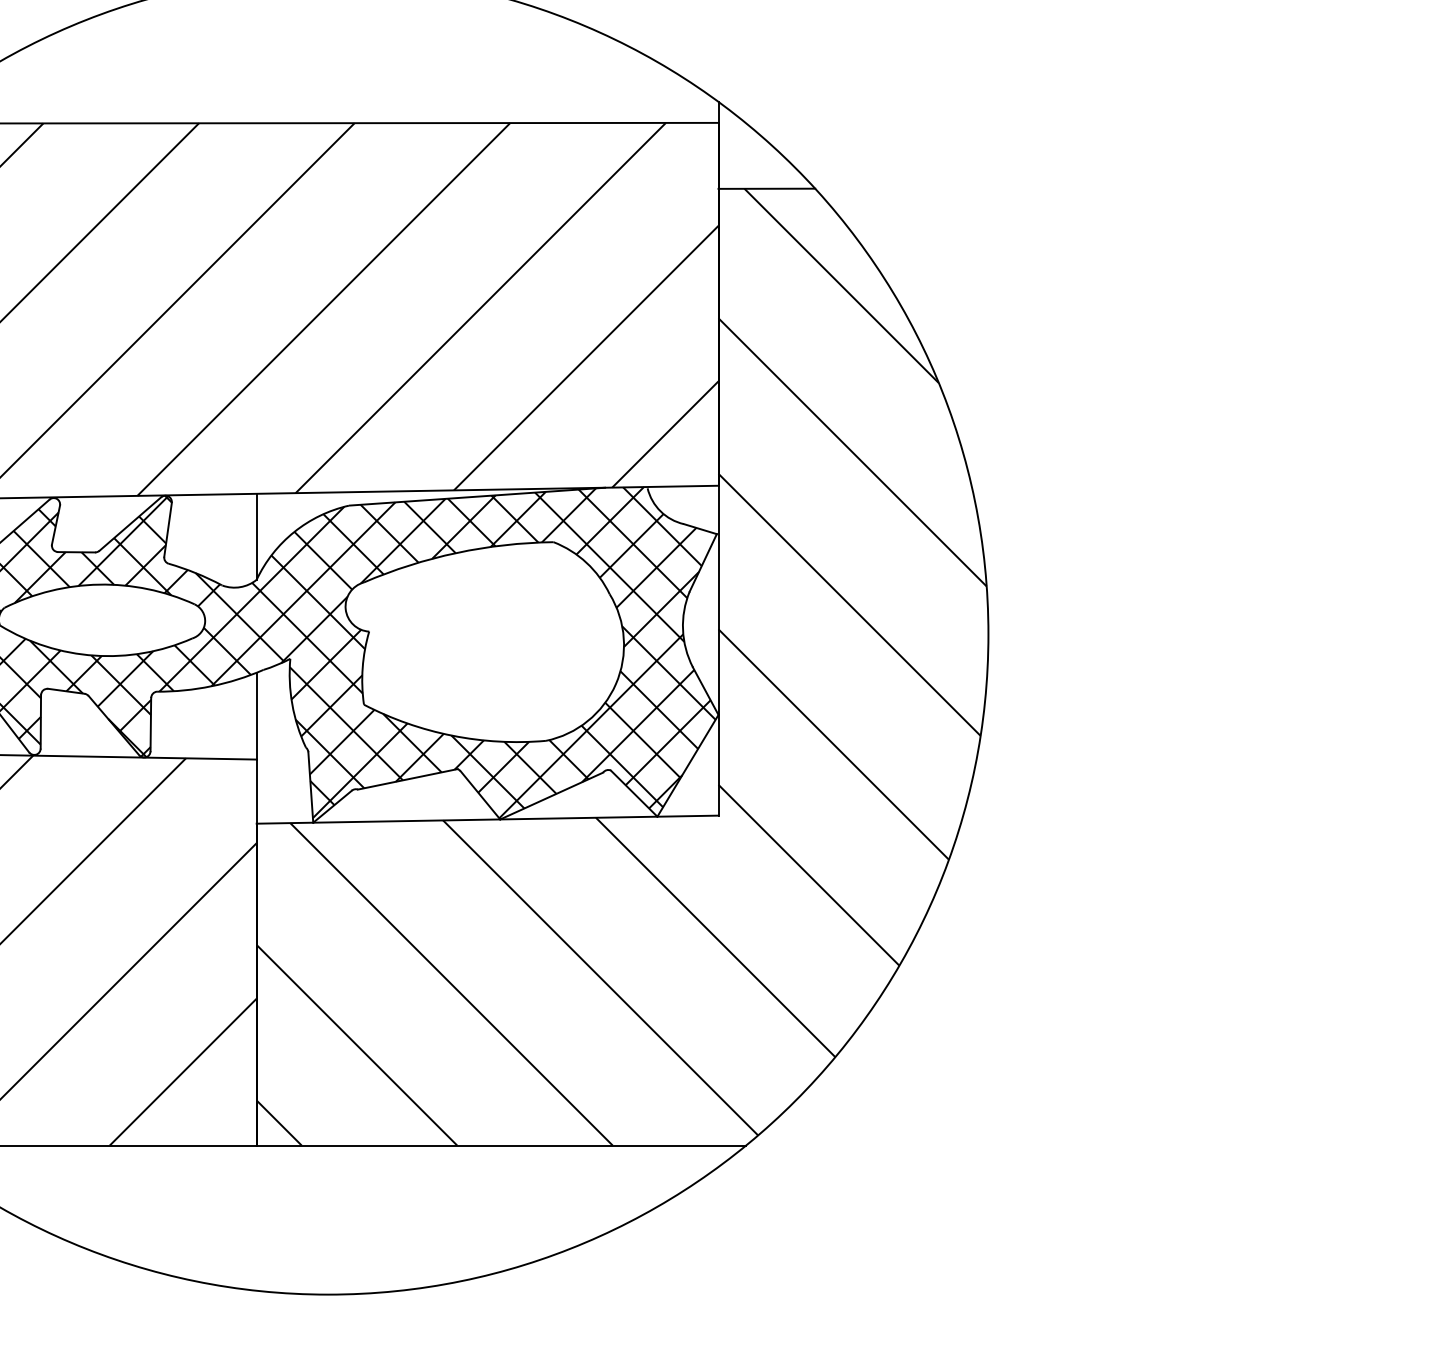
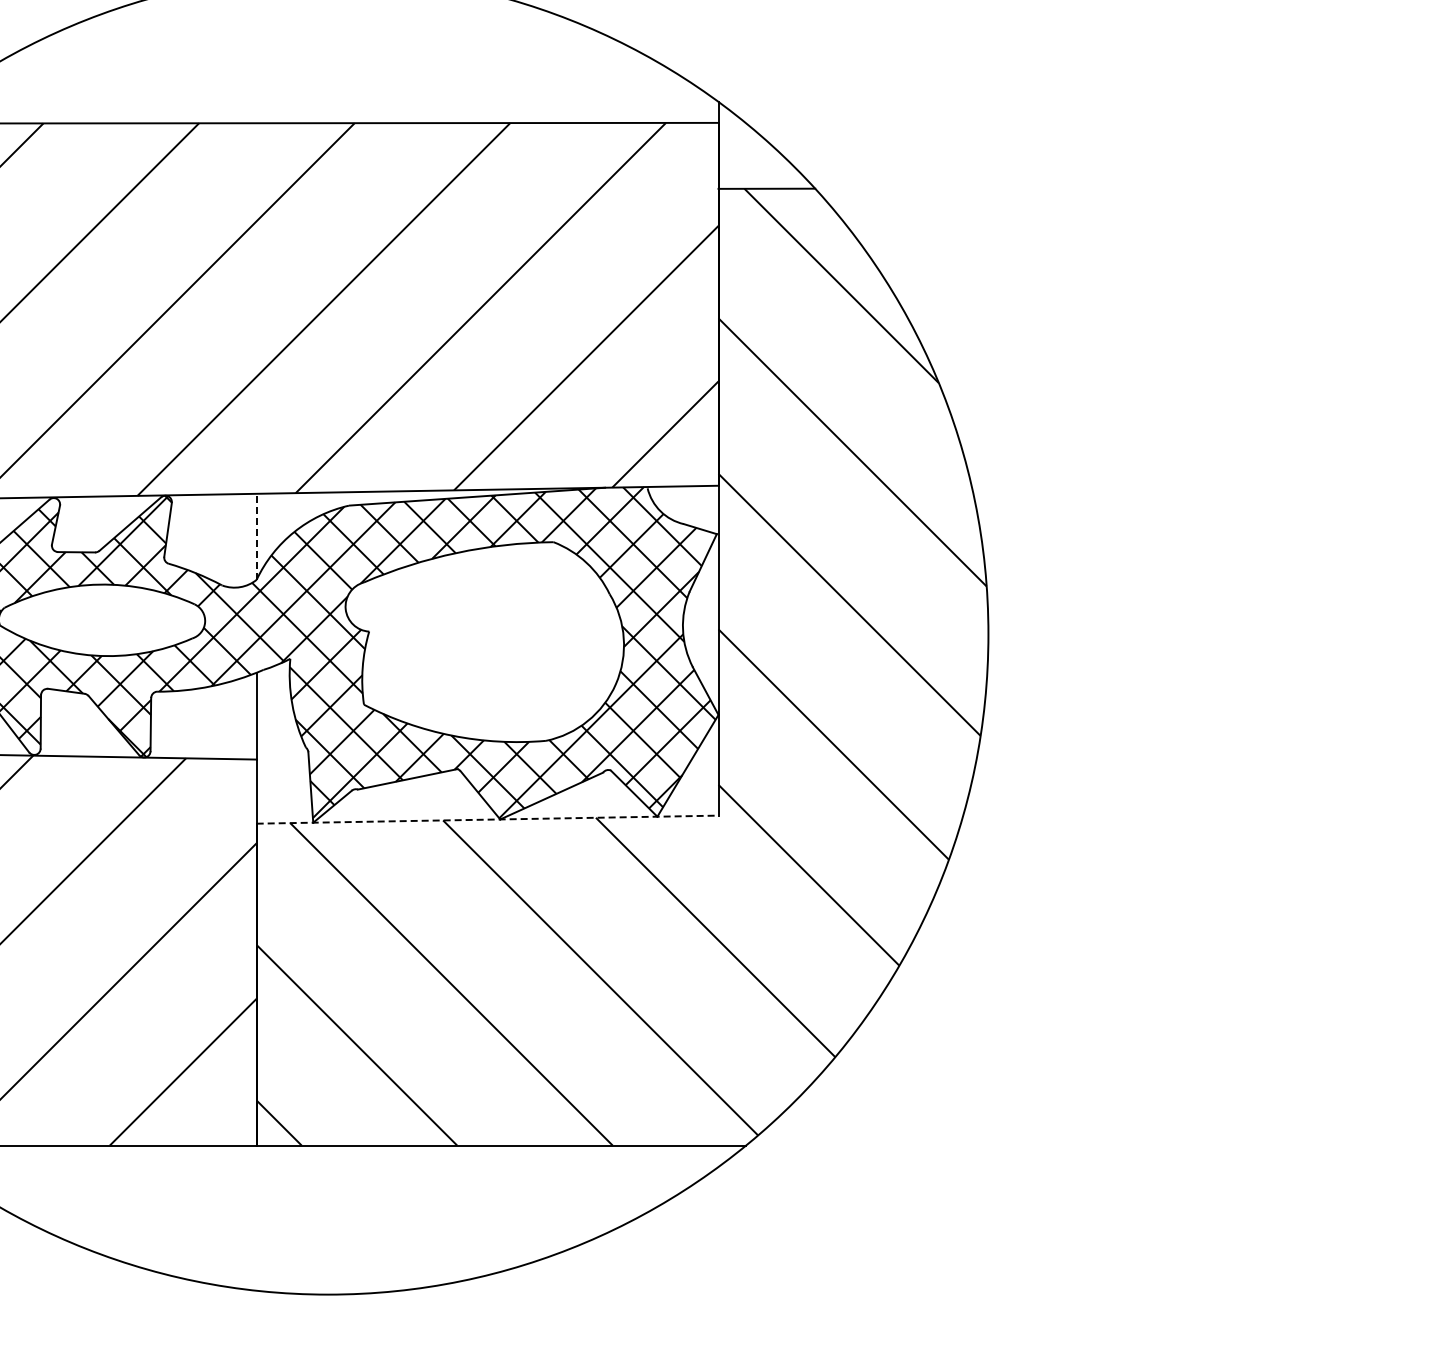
line: solid -> dashed (256, 536)
line: solid -> dashed (487, 819)
